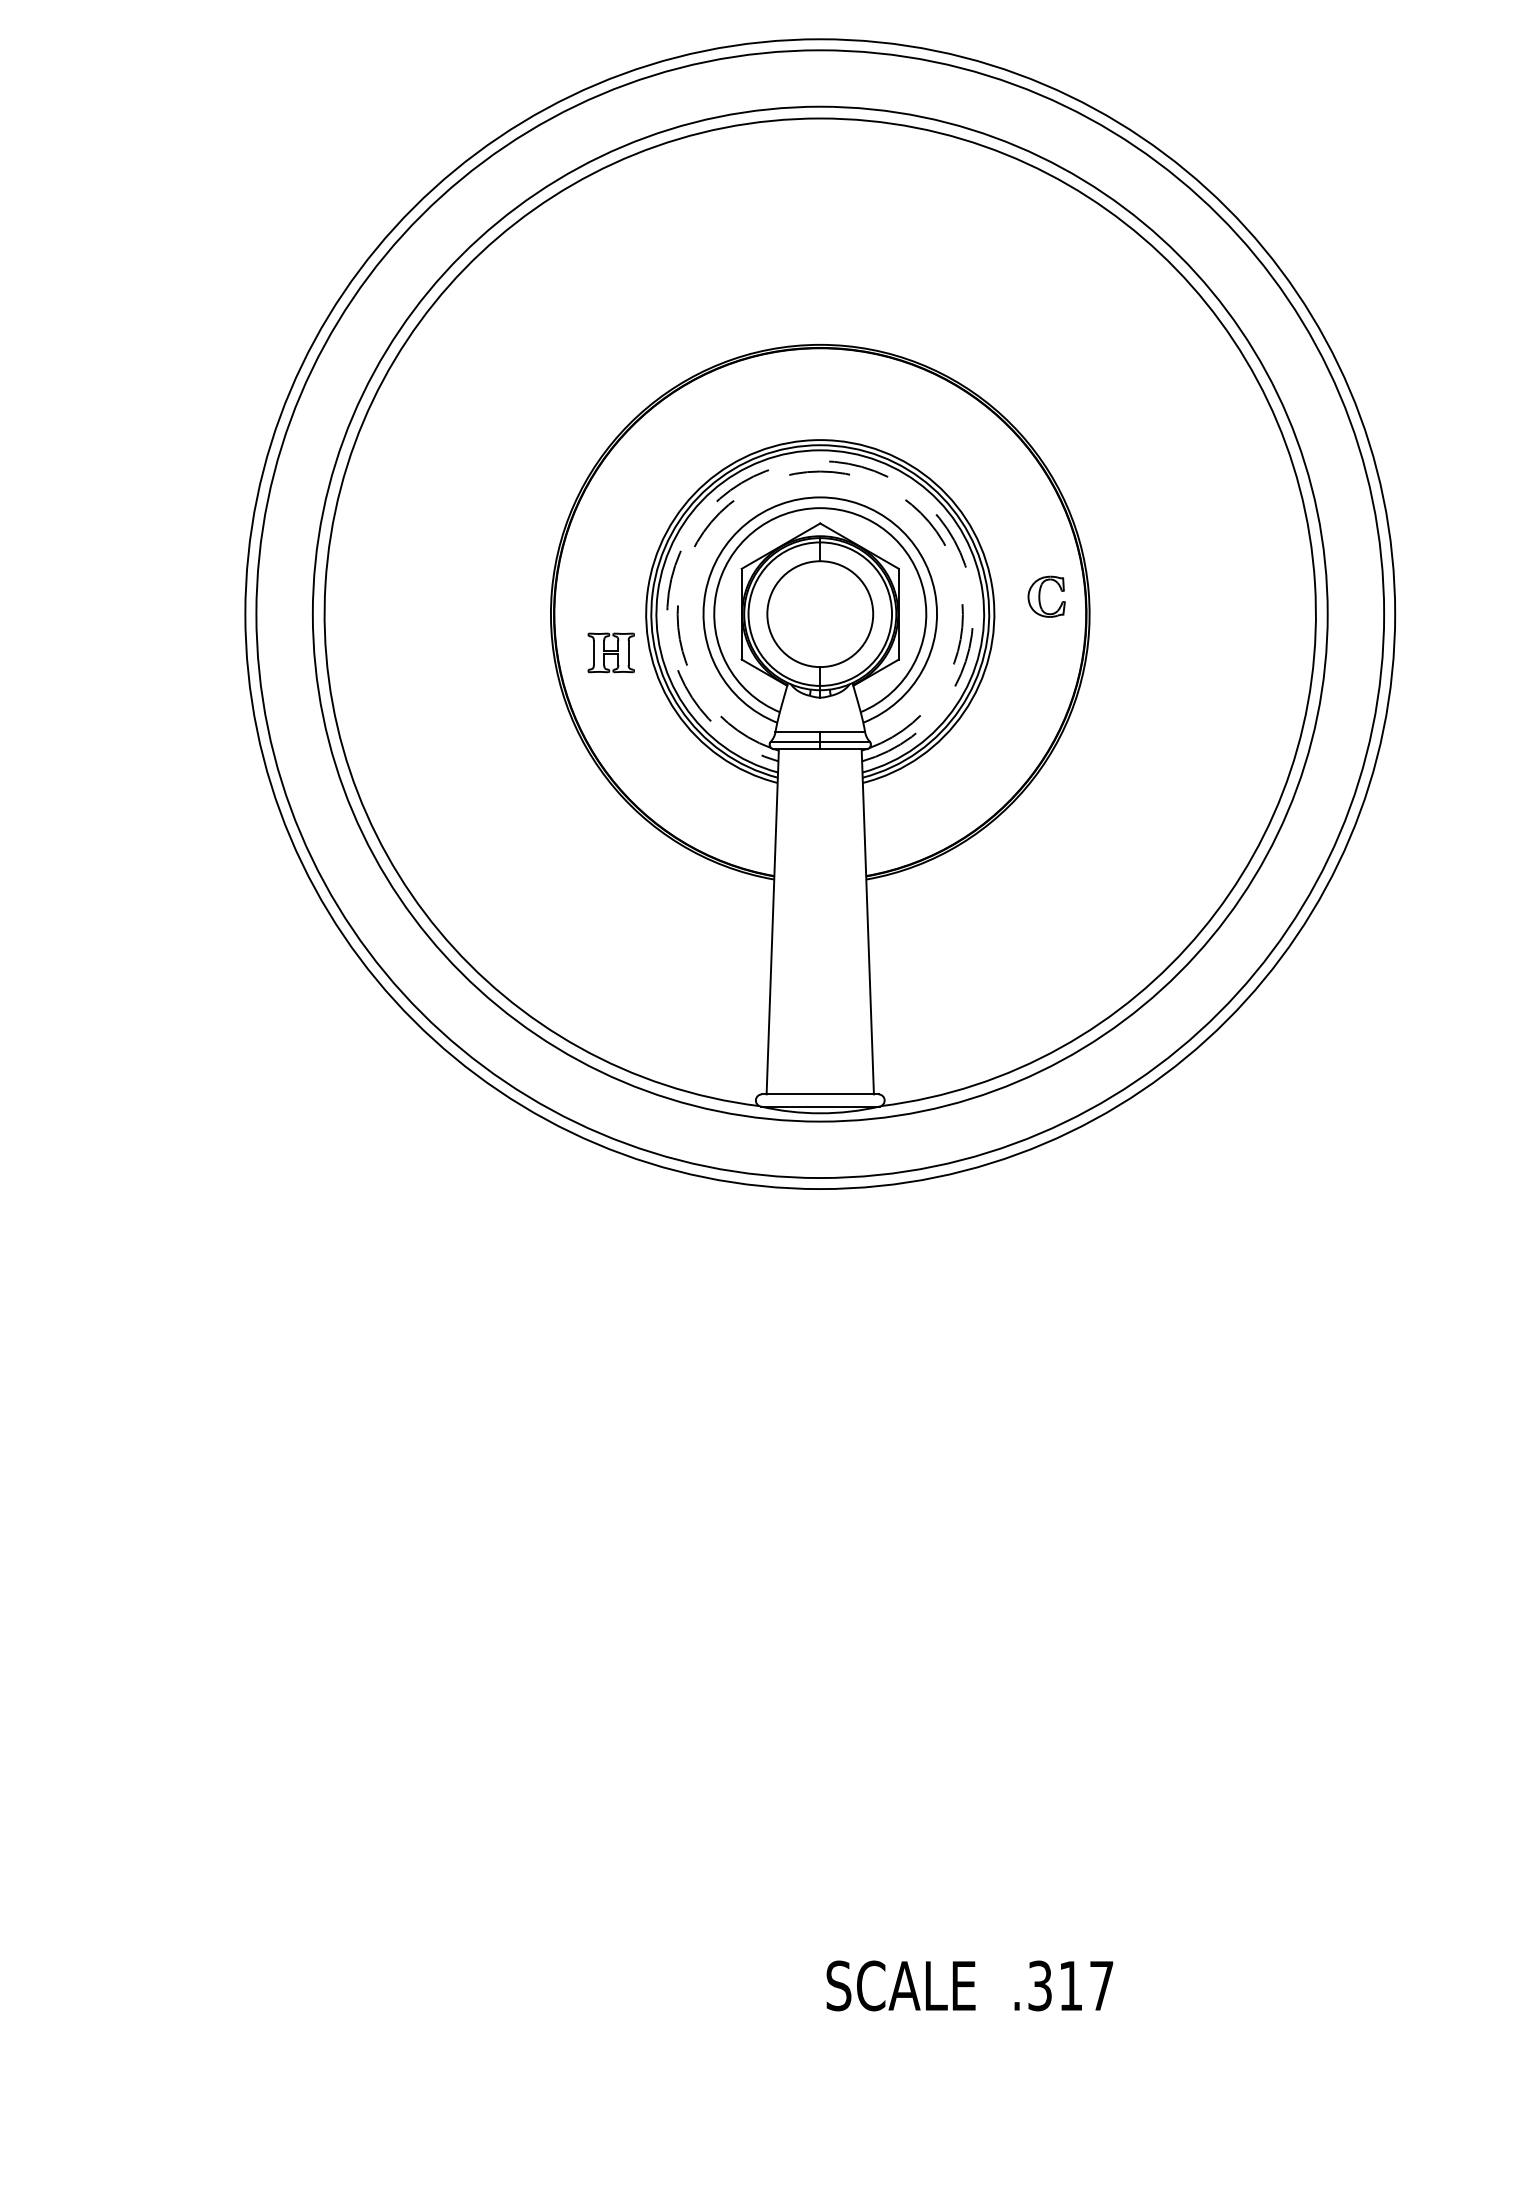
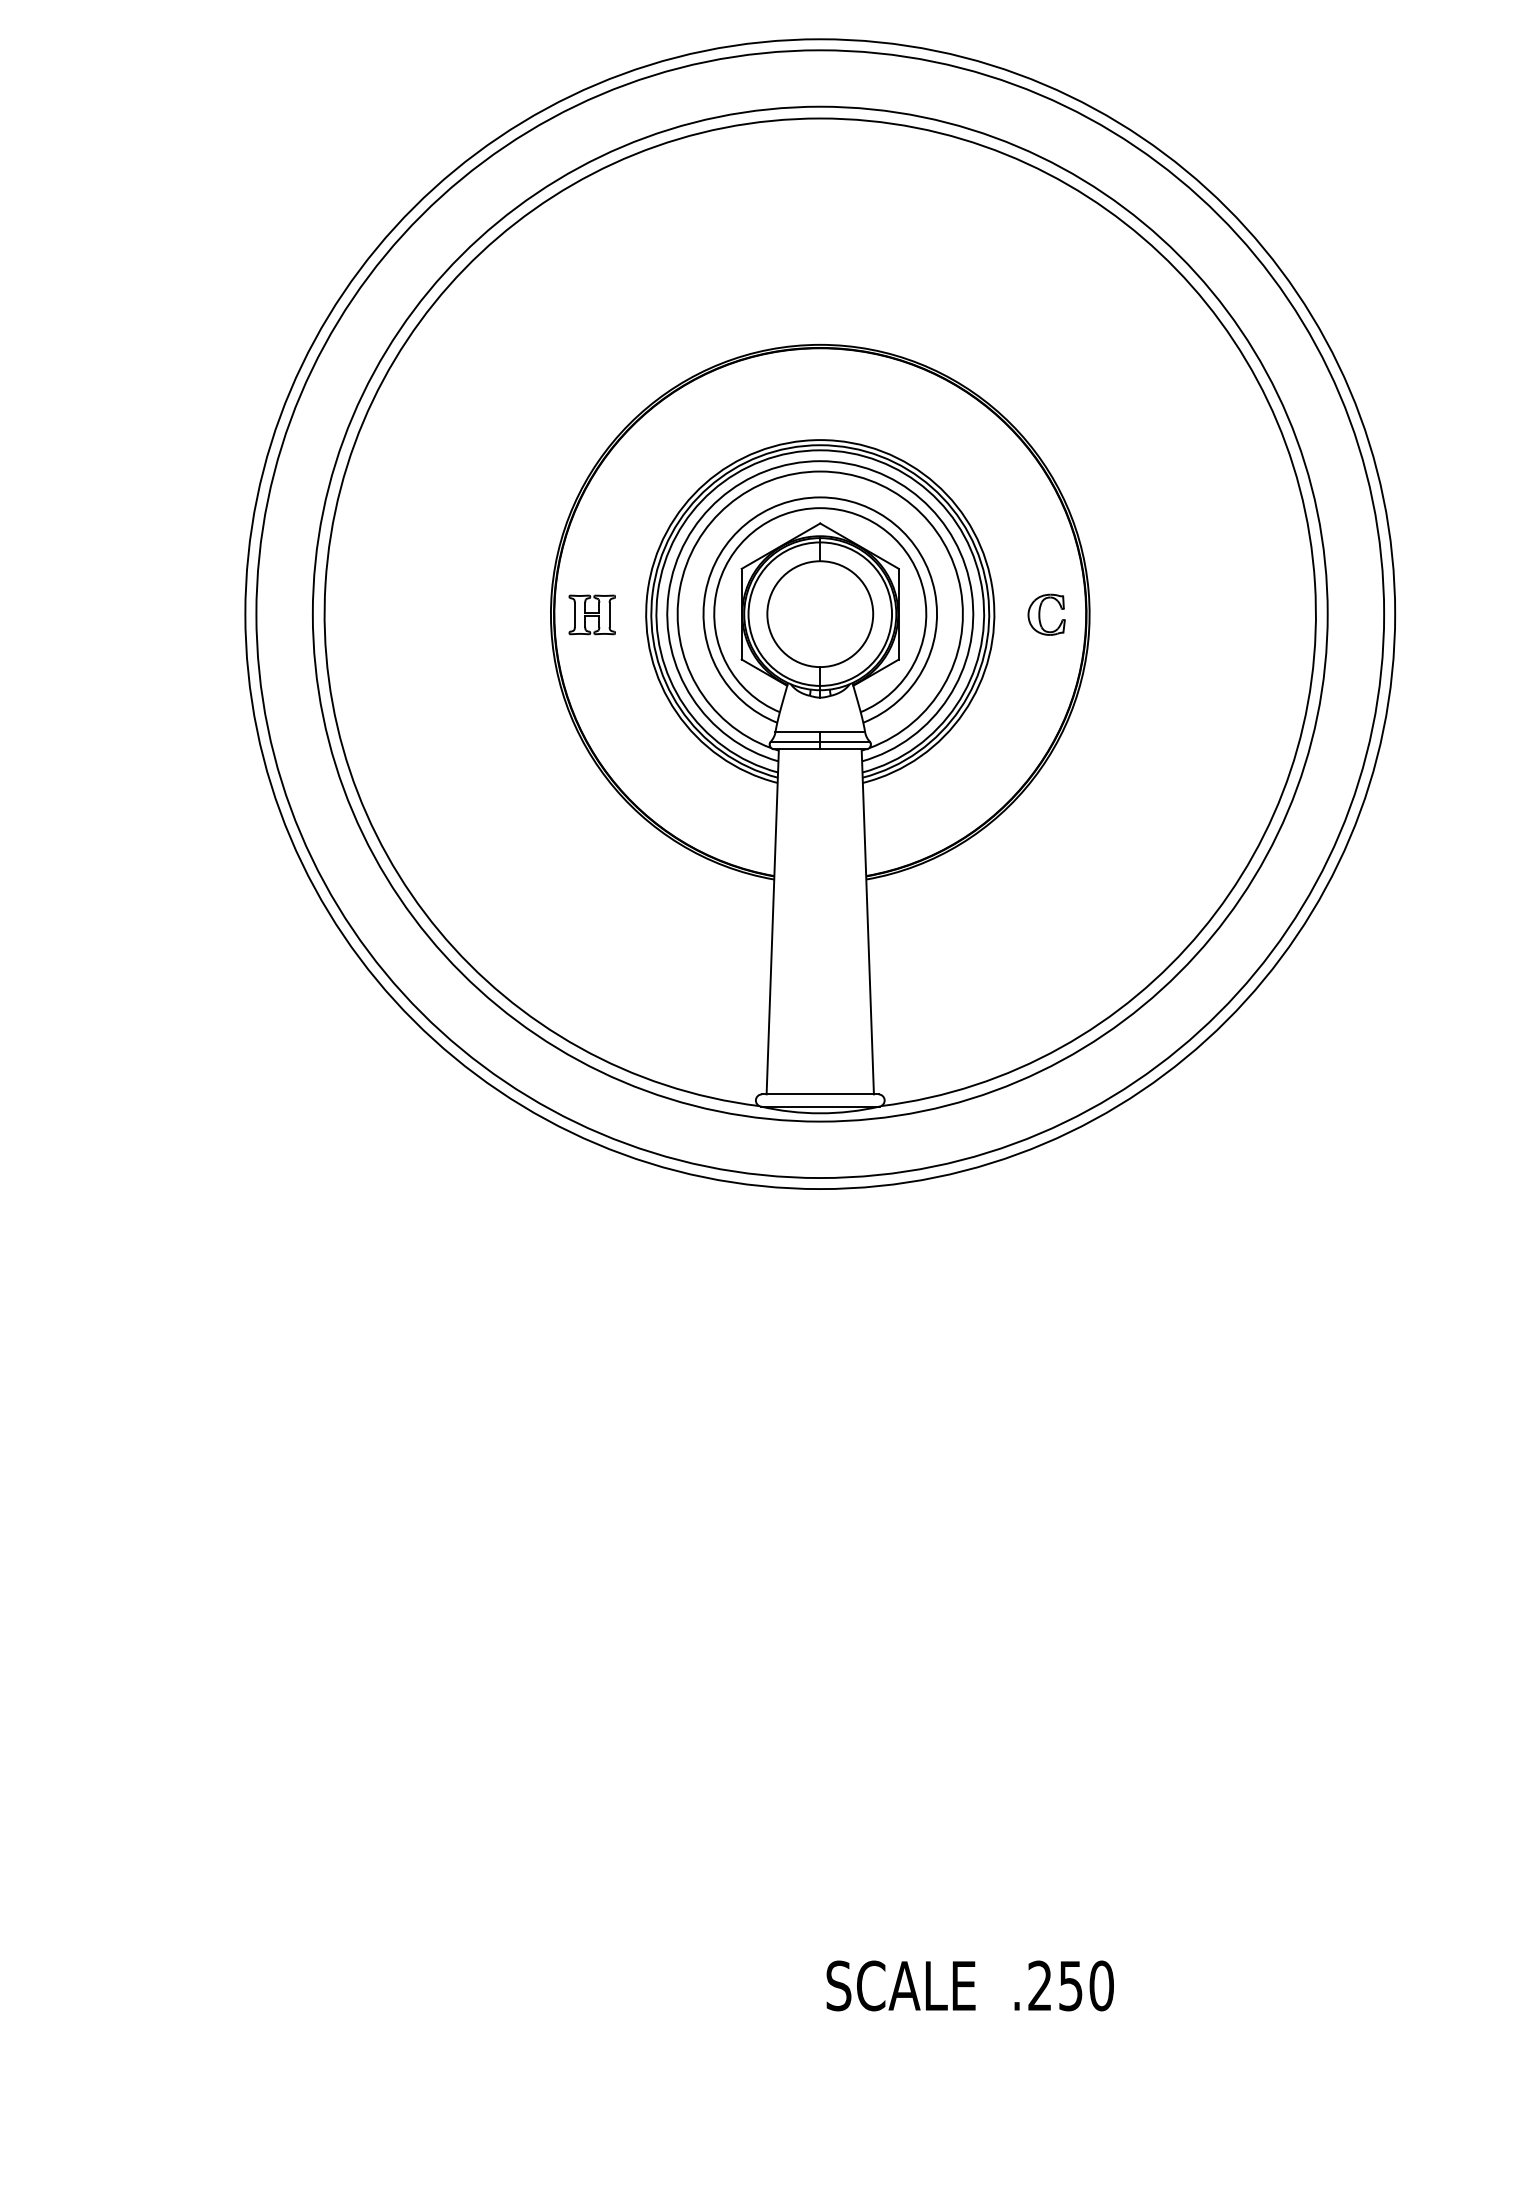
arc: dashed -> solid (820, 461)
arc: dashed -> solid (820, 471)
part position: (1046, 596) -> (1046, 614) (1046, 614)
part position: (610, 652) -> (591, 614) (591, 614)
text: .317 -> .250 (1070, 1985)
